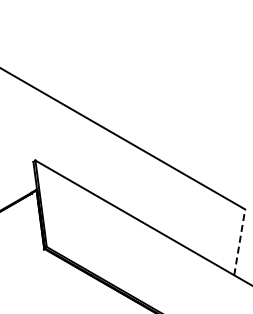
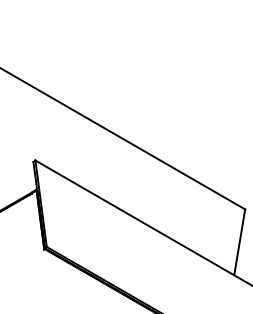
line: dashed -> solid (239, 241)
